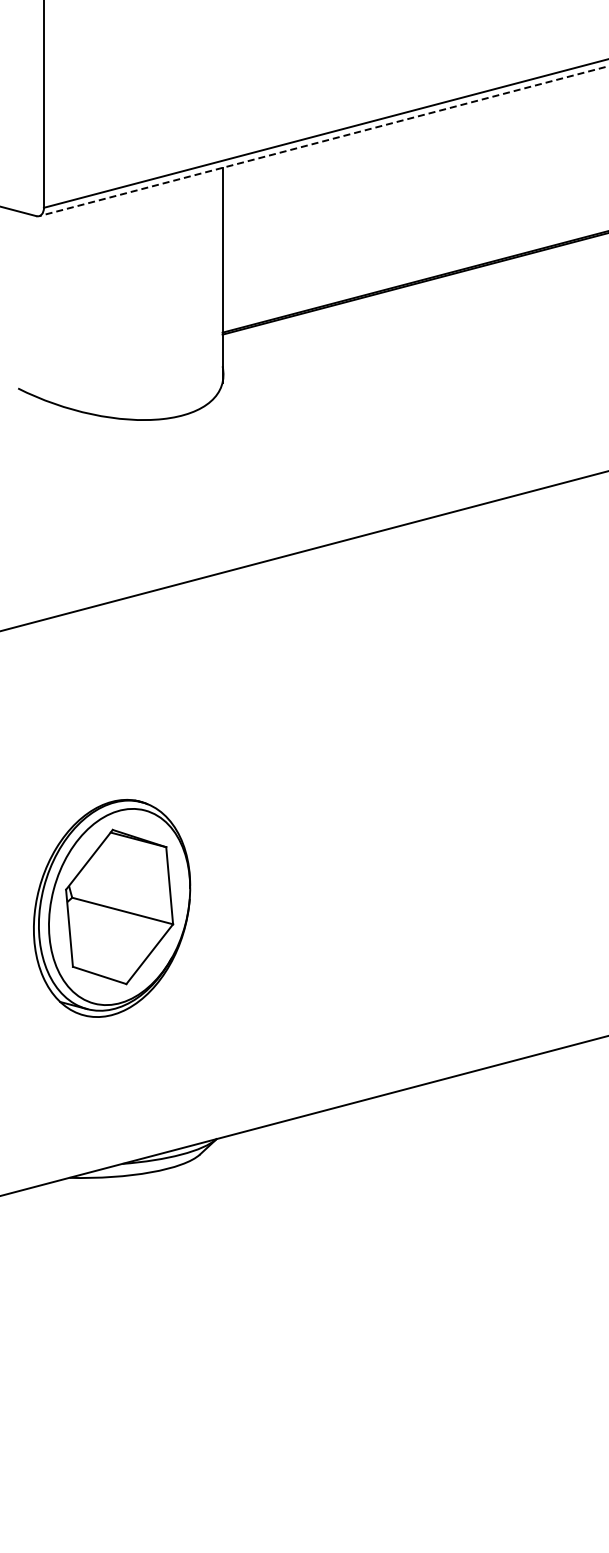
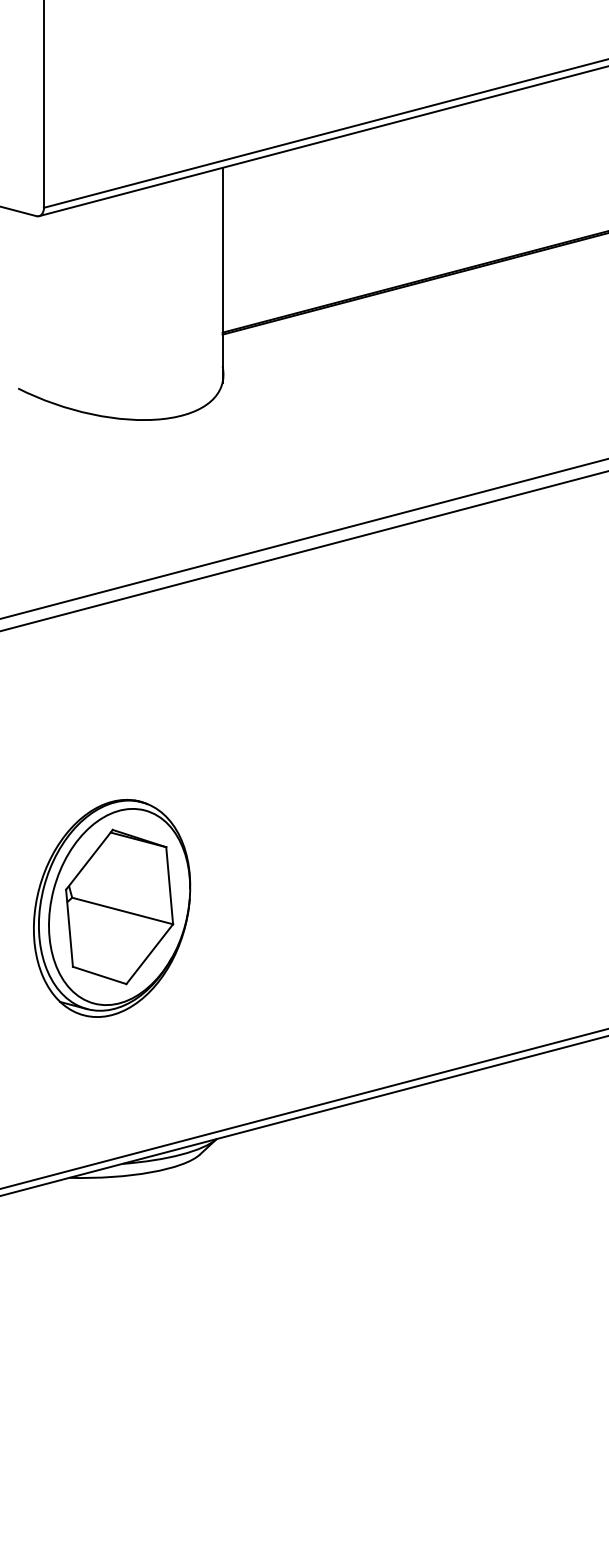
line: dashed -> solid (323, 141)
line: none -> present (303, 538)
line: none -> present (303, 1108)
